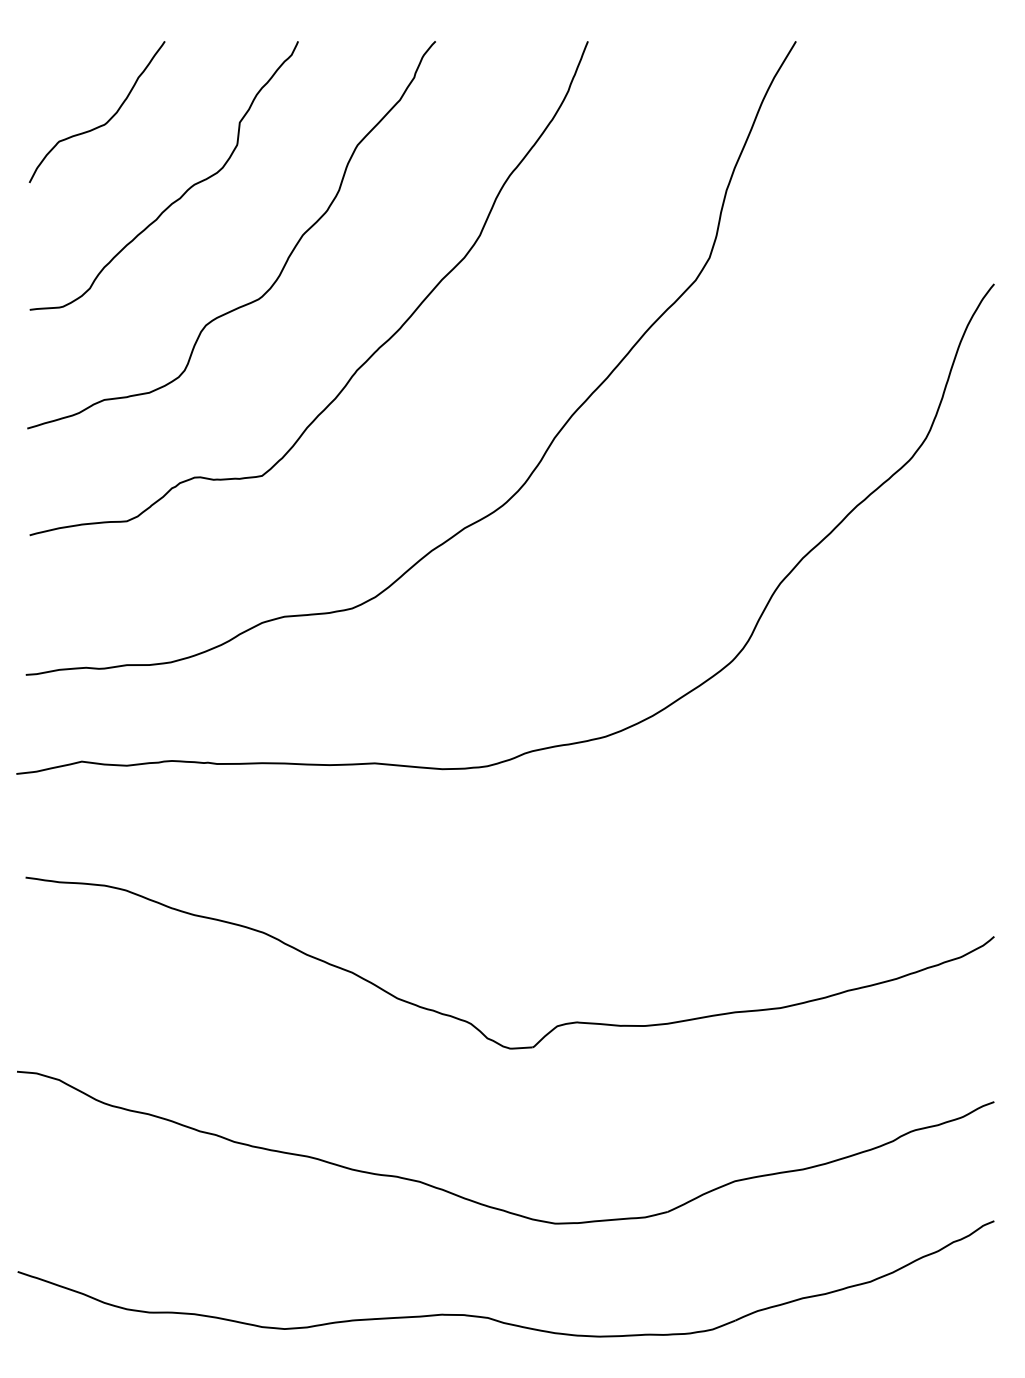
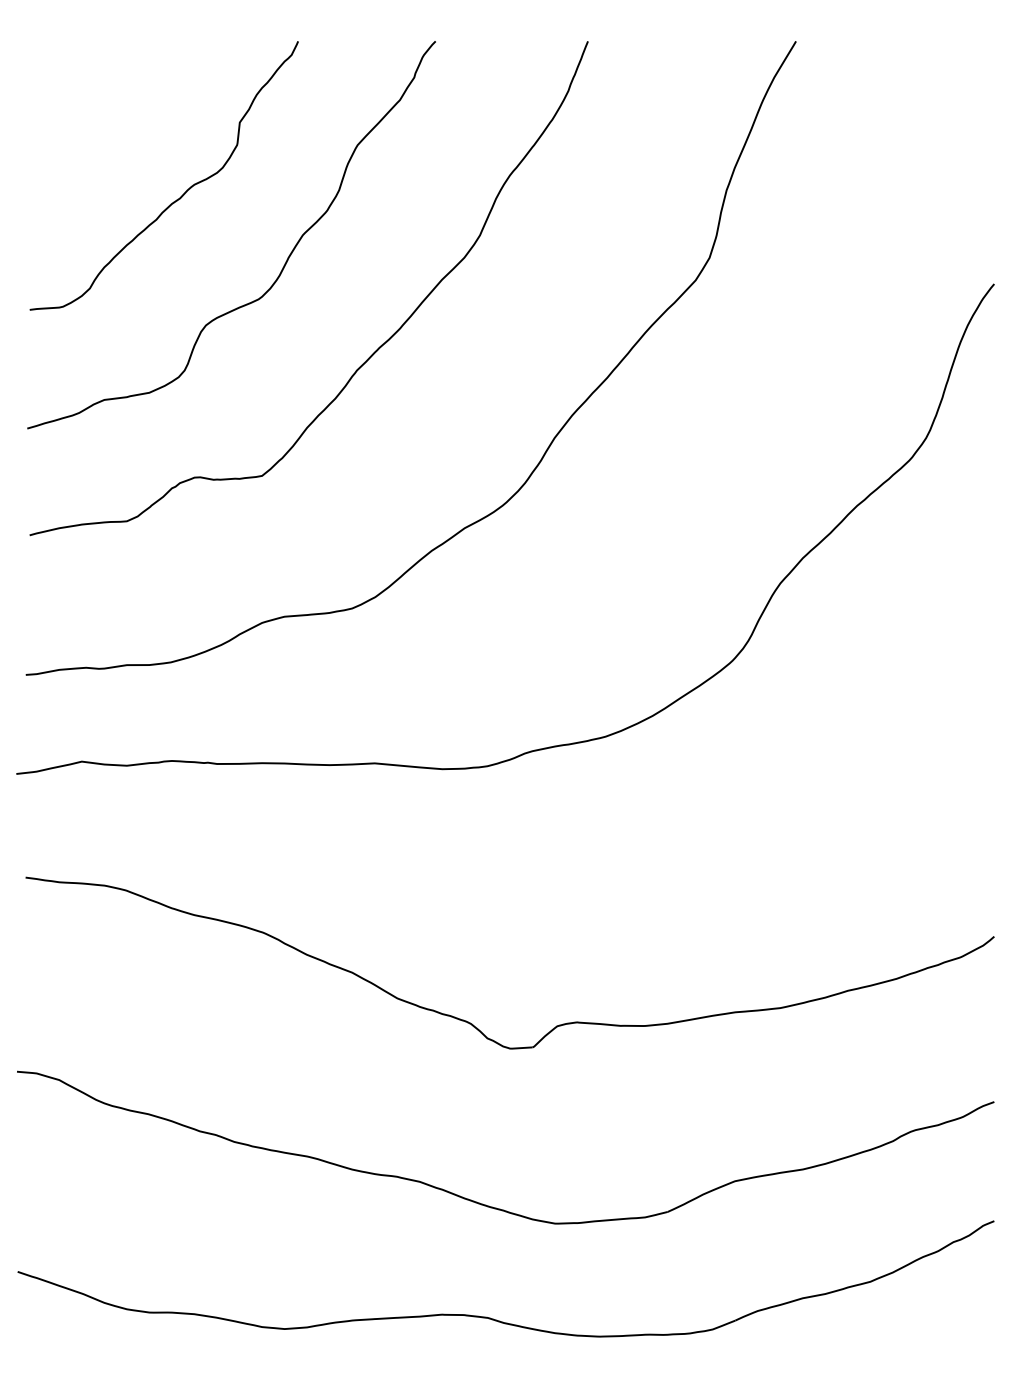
curve: present -> none (99, 125)
